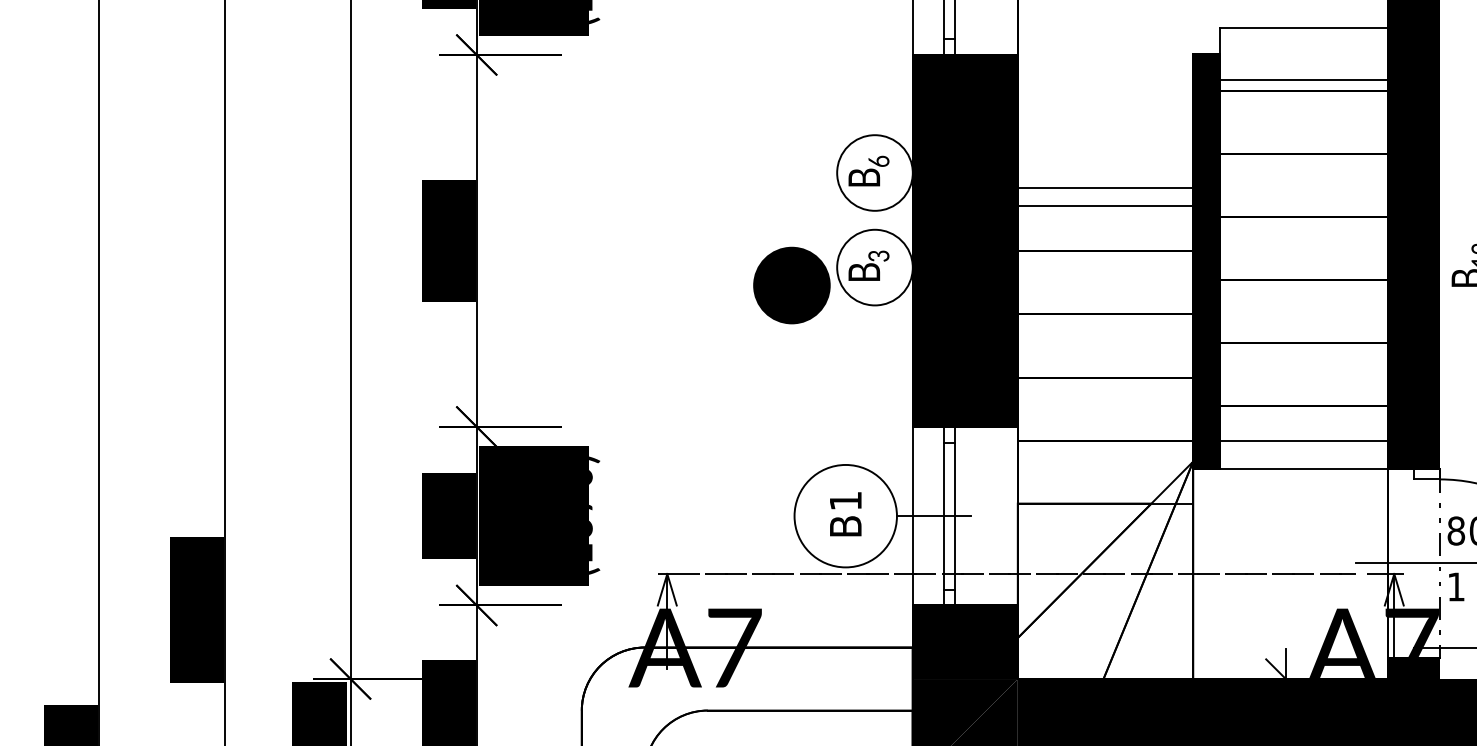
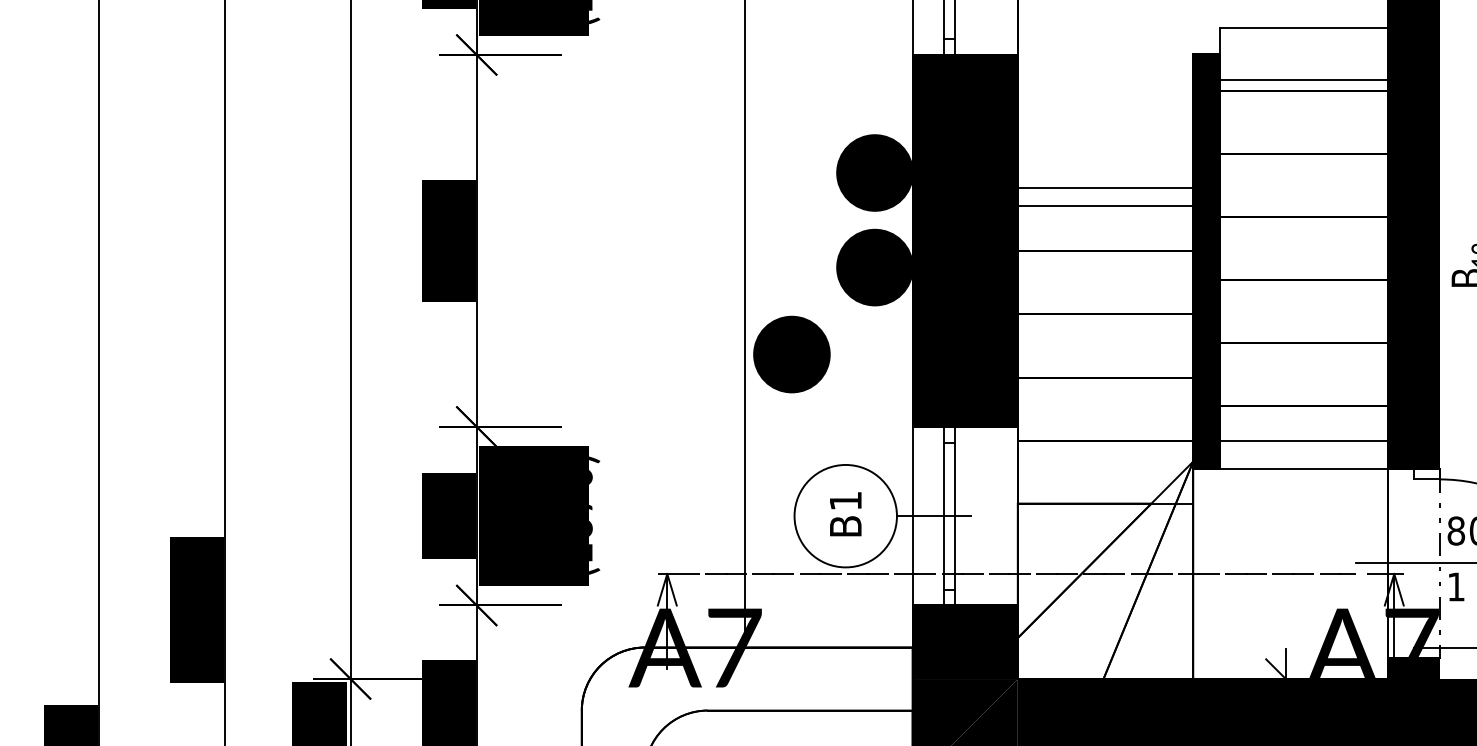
fill: none -> present (874, 172)
fill: none -> present (874, 267)
part position: (791, 285) -> (791, 354) (791, 354)
line: none -> present (744, 324)
